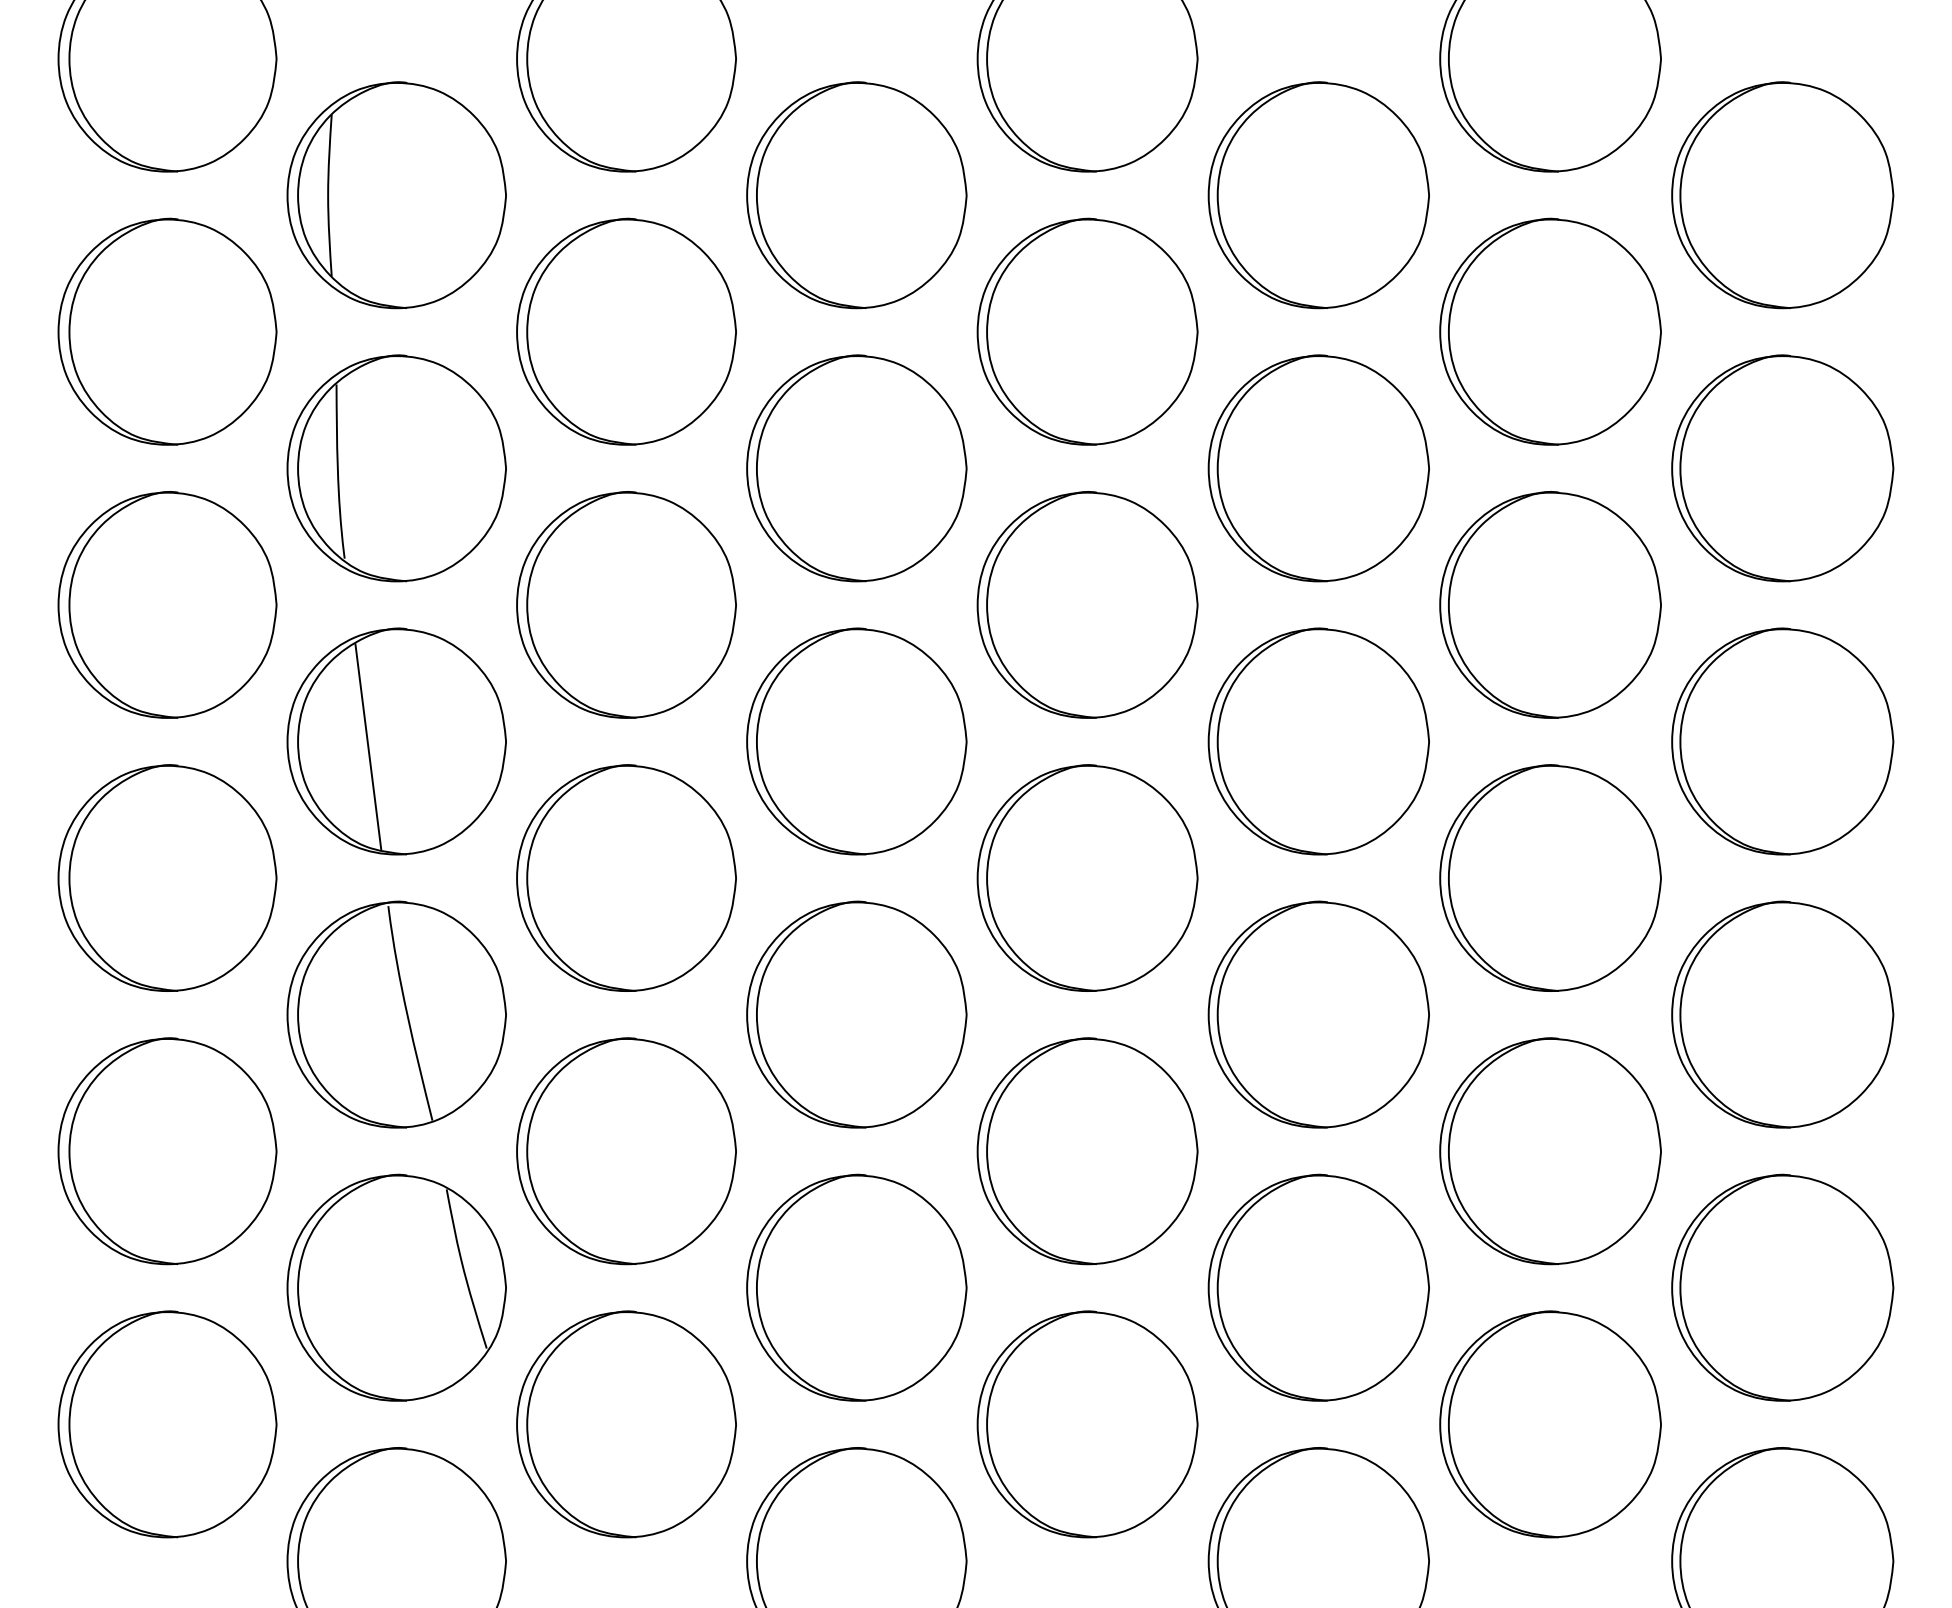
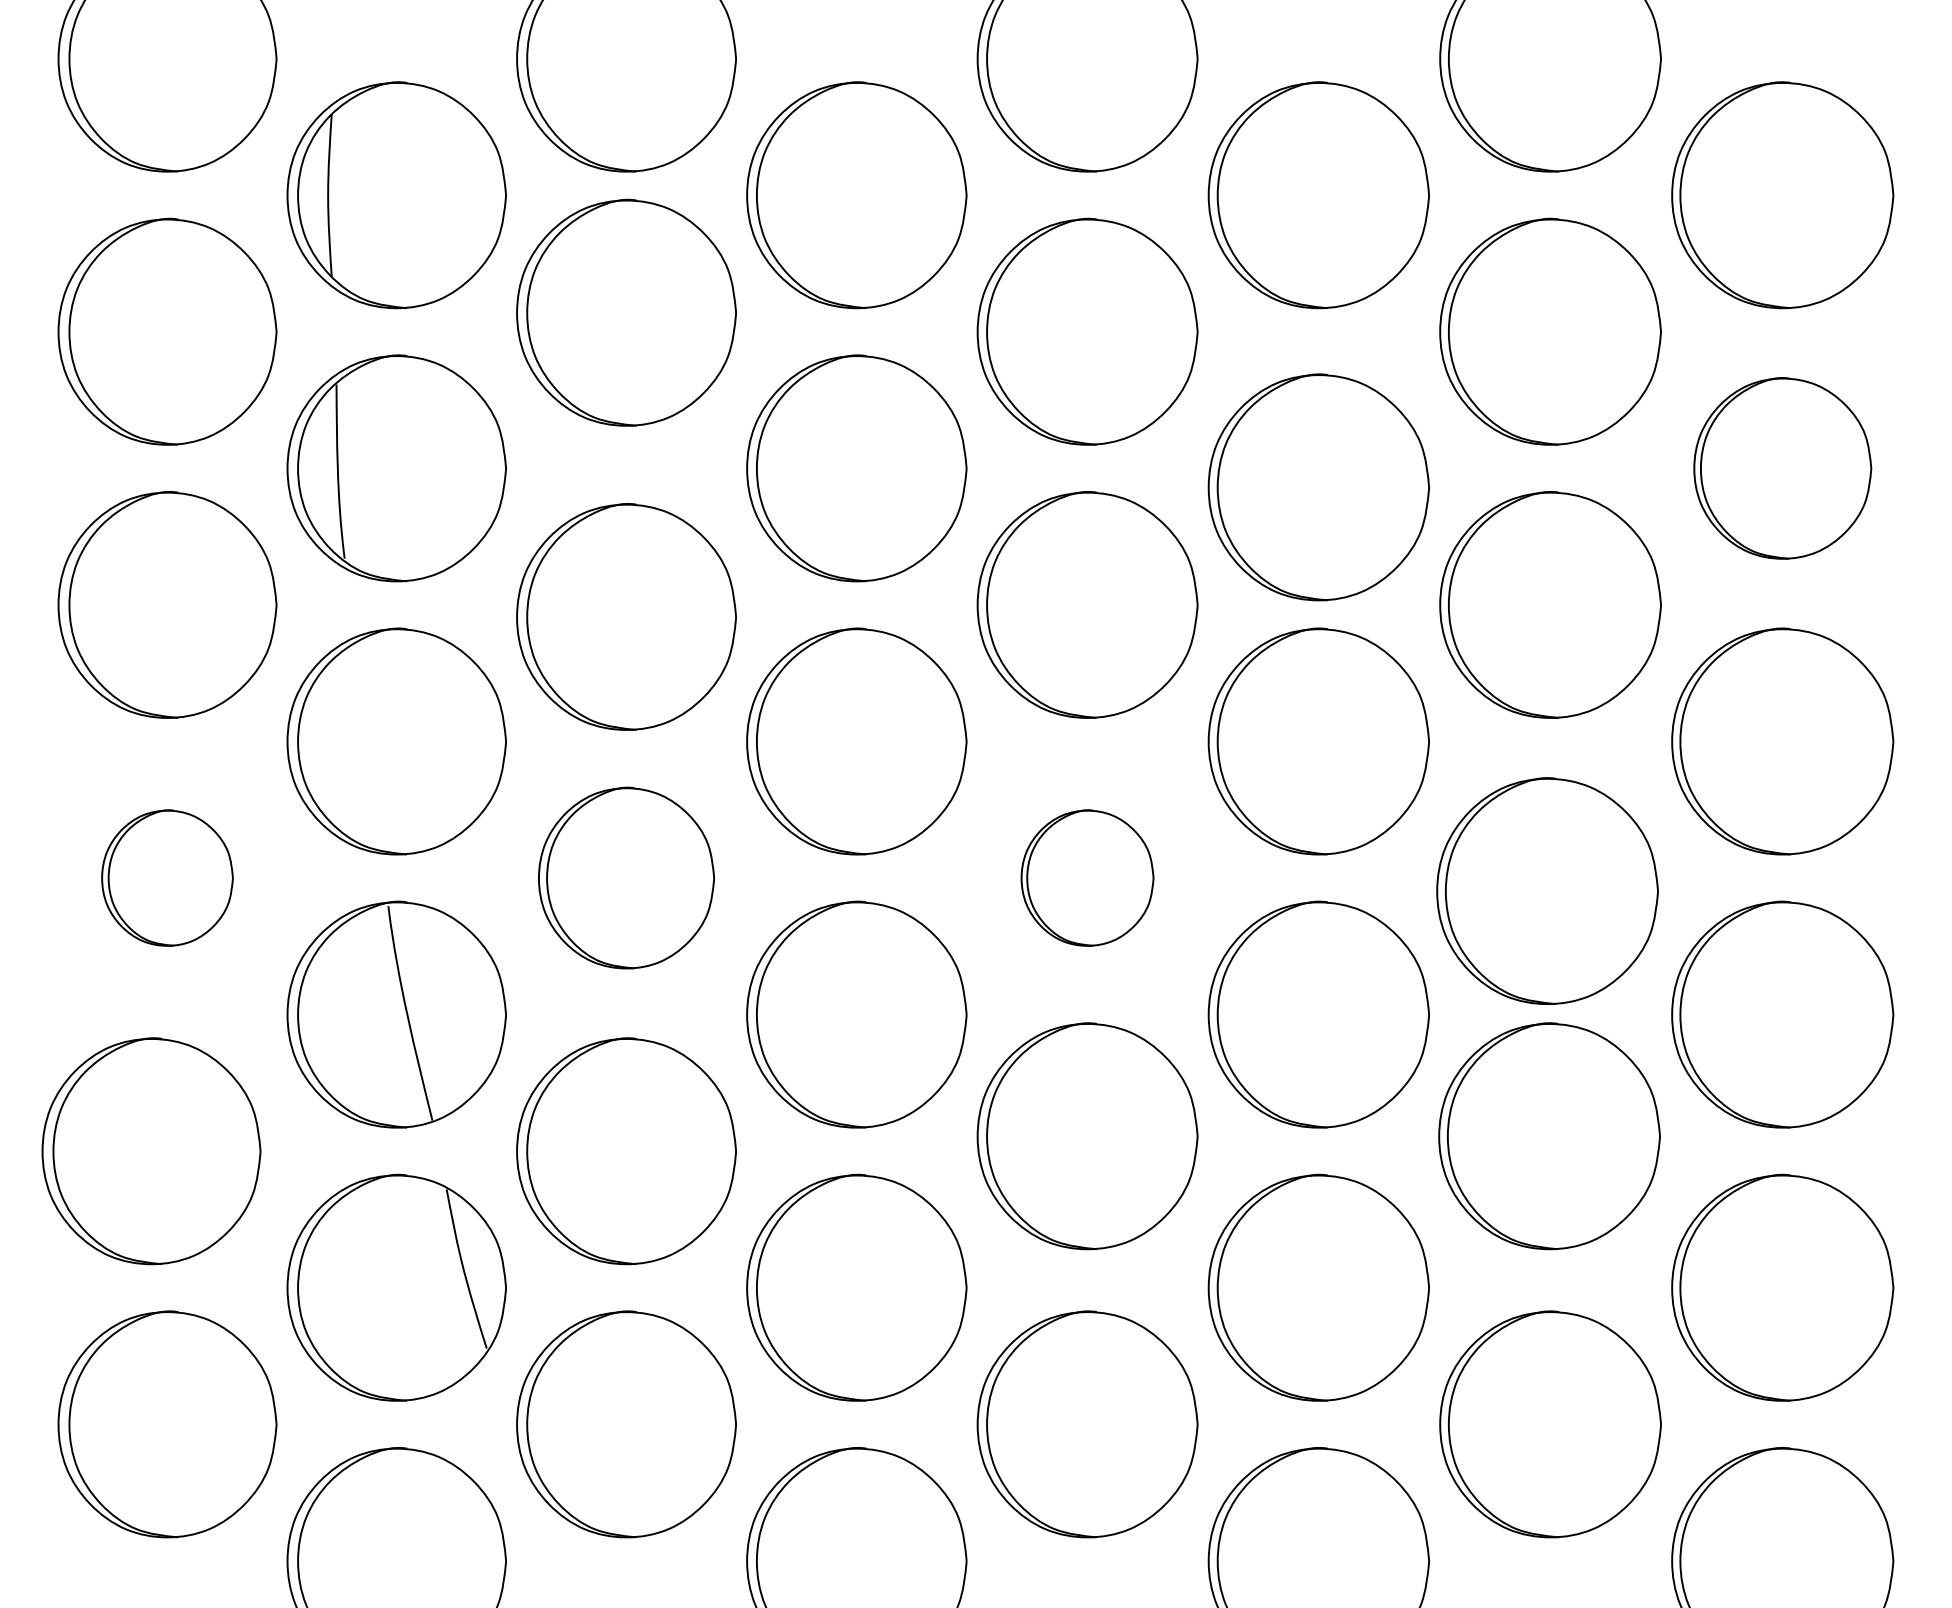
part position: (626, 331) -> (626, 312) (626, 312)
part position: (1318, 468) -> (1318, 487) (1318, 487)
part size: 224x229 px -> 180x183 px (1782, 468)
part position: (626, 604) -> (626, 616) (626, 616)
line: present -> none (368, 746)
part size: 221x228 px -> 133x138 px (167, 877)
part size: 221x228 px -> 178x184 px (626, 877)
part size: 223x228 px -> 135x138 px (1087, 877)
part position: (1550, 877) -> (1547, 890) (1547, 890)
part position: (167, 1151) -> (151, 1151) (151, 1151)
part position: (1087, 1151) -> (1087, 1136) (1087, 1136)
part position: (1550, 1151) -> (1549, 1136) (1549, 1136)
